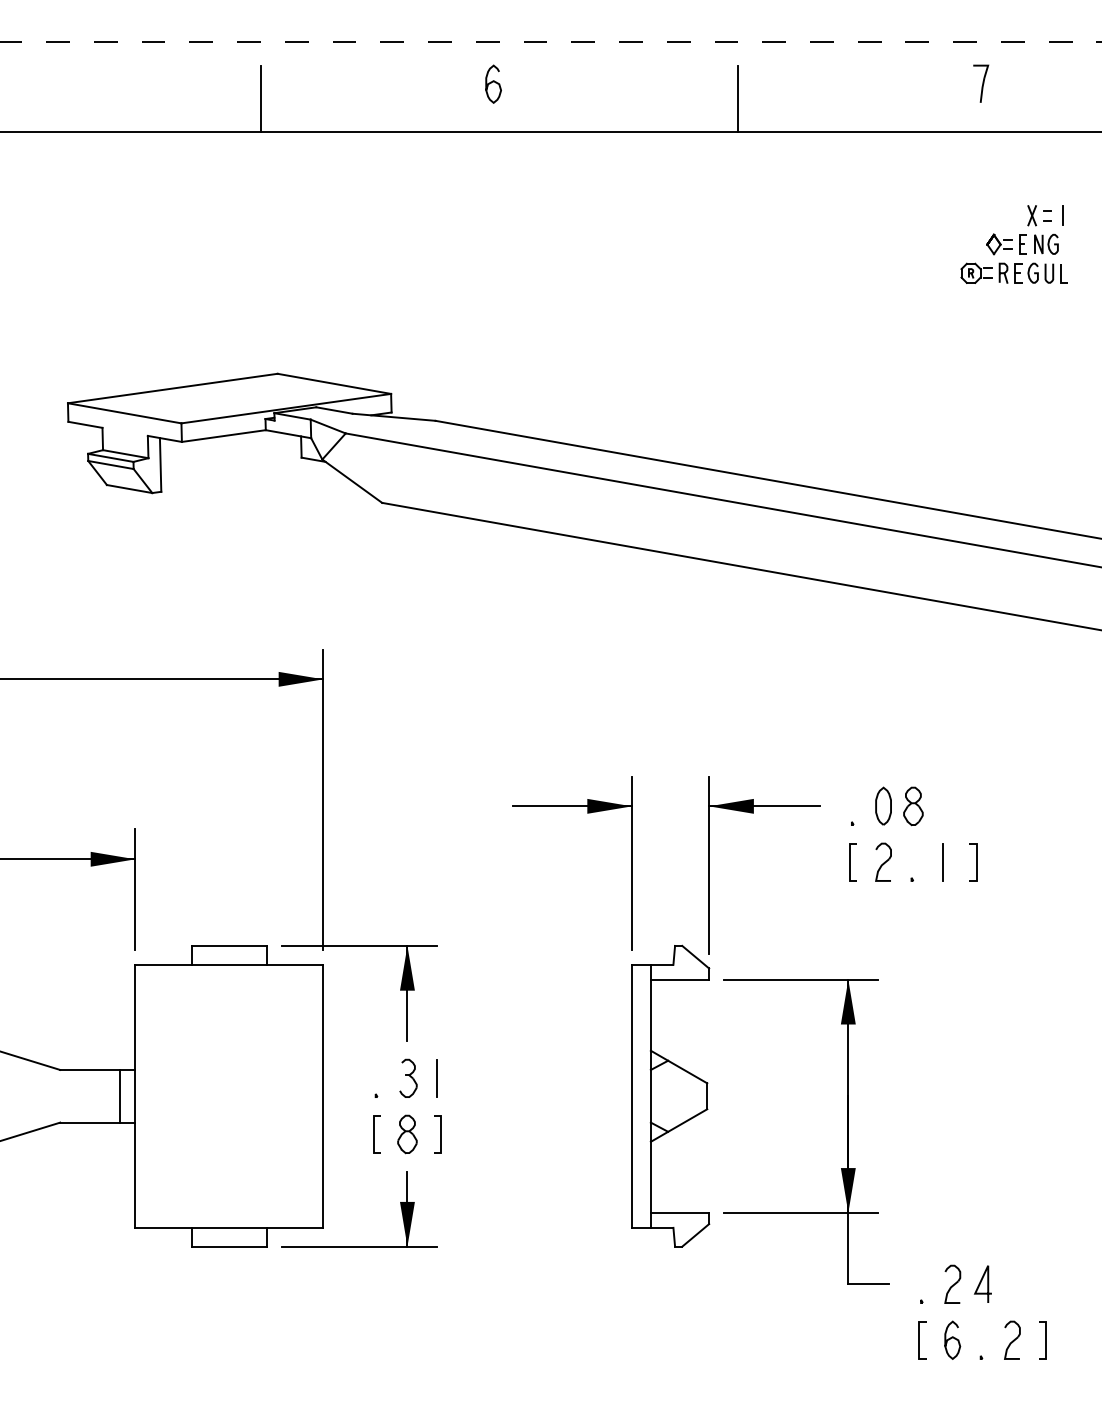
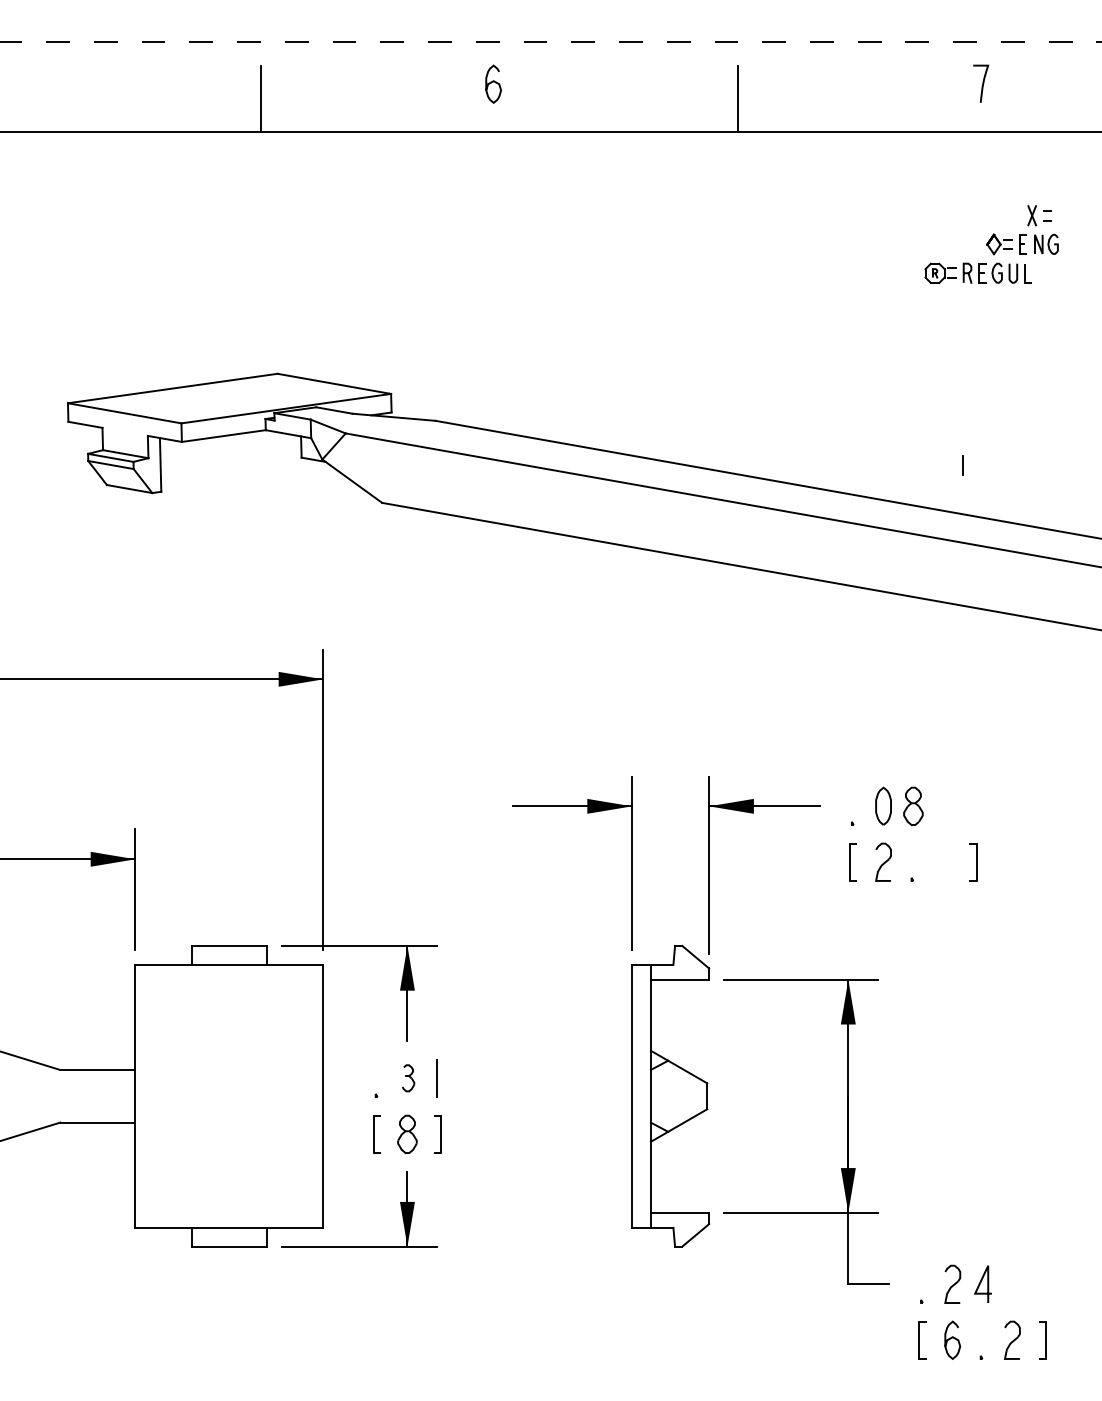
line position: (1062, 215) -> (962, 465) (962, 465)
part position: (1013, 272) -> (977, 272) (977, 272)
line: present -> none (943, 861)
part size: 19x40 px -> 14x29 px (408, 1078)
line: present -> none (120, 1095)
